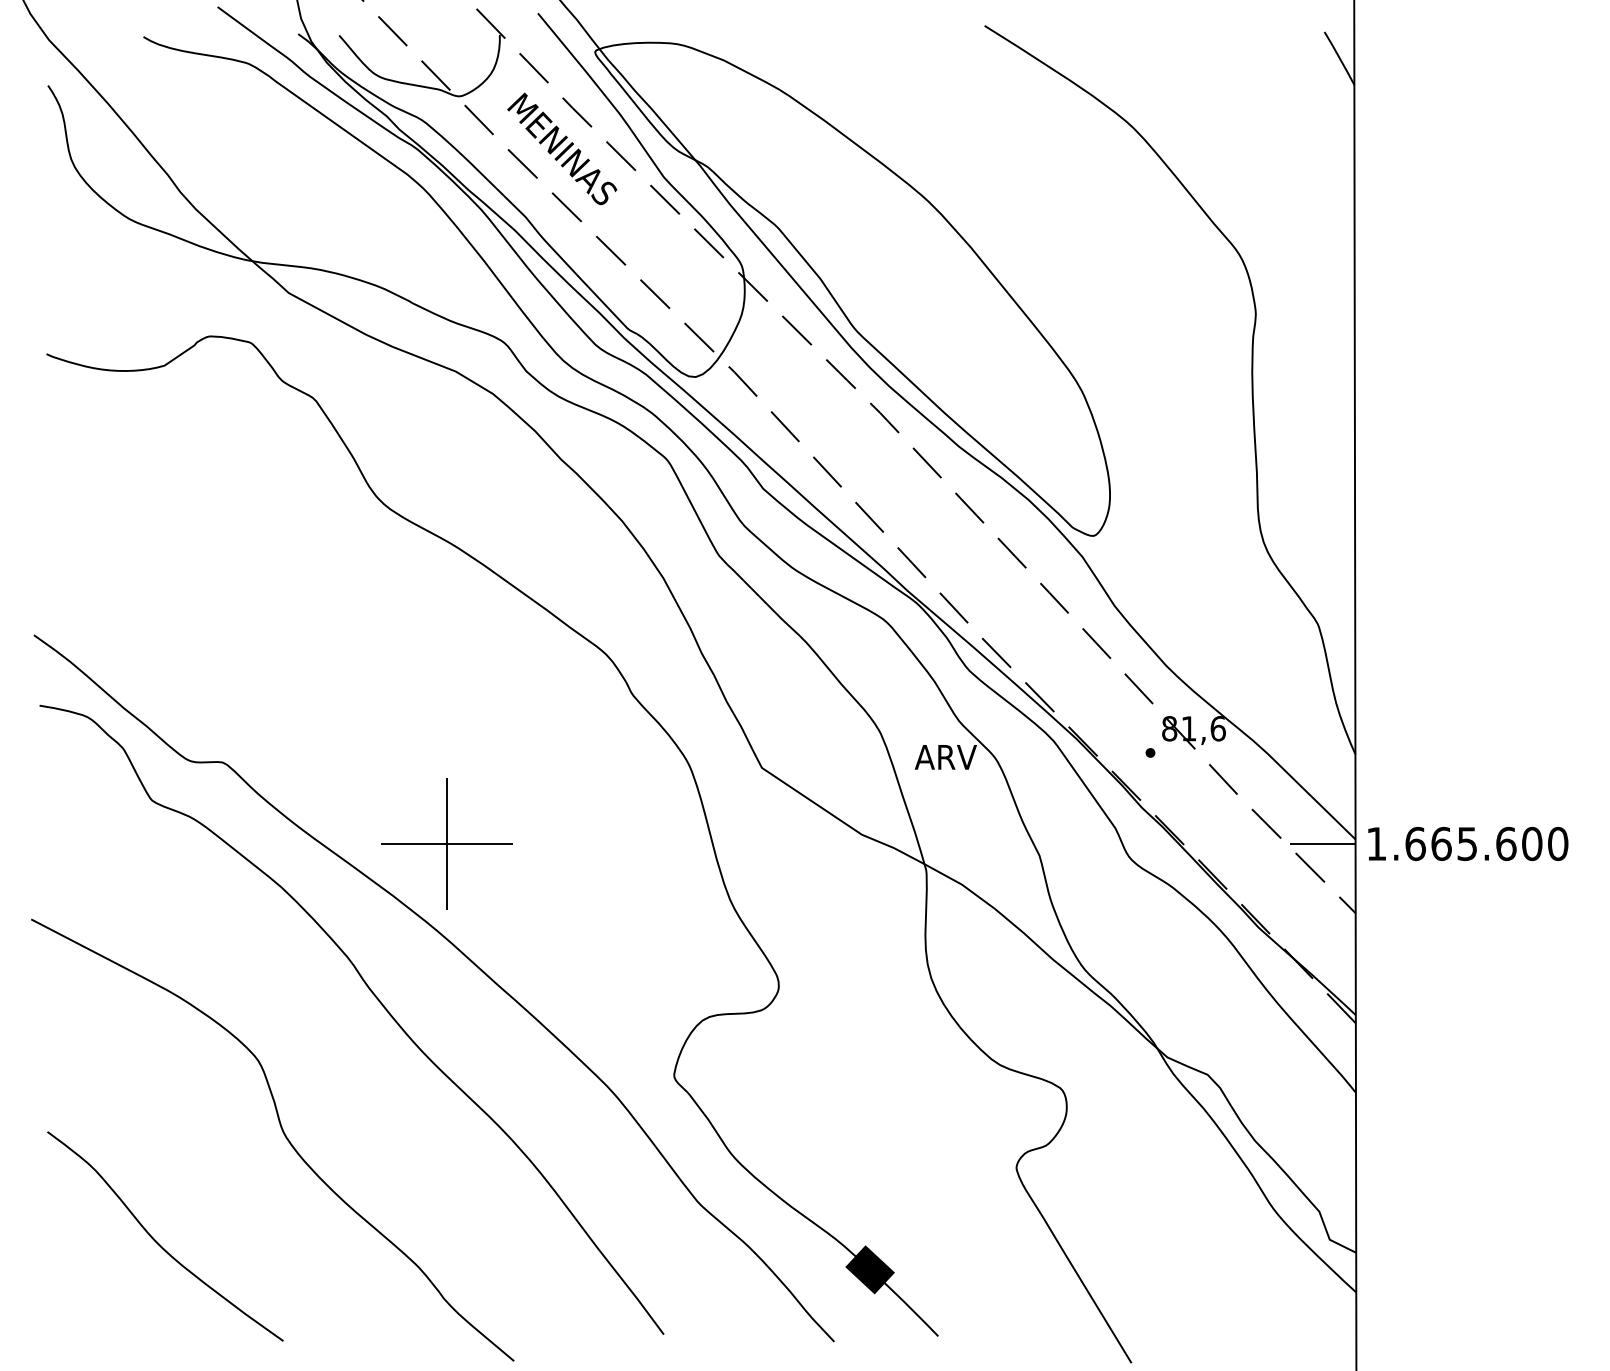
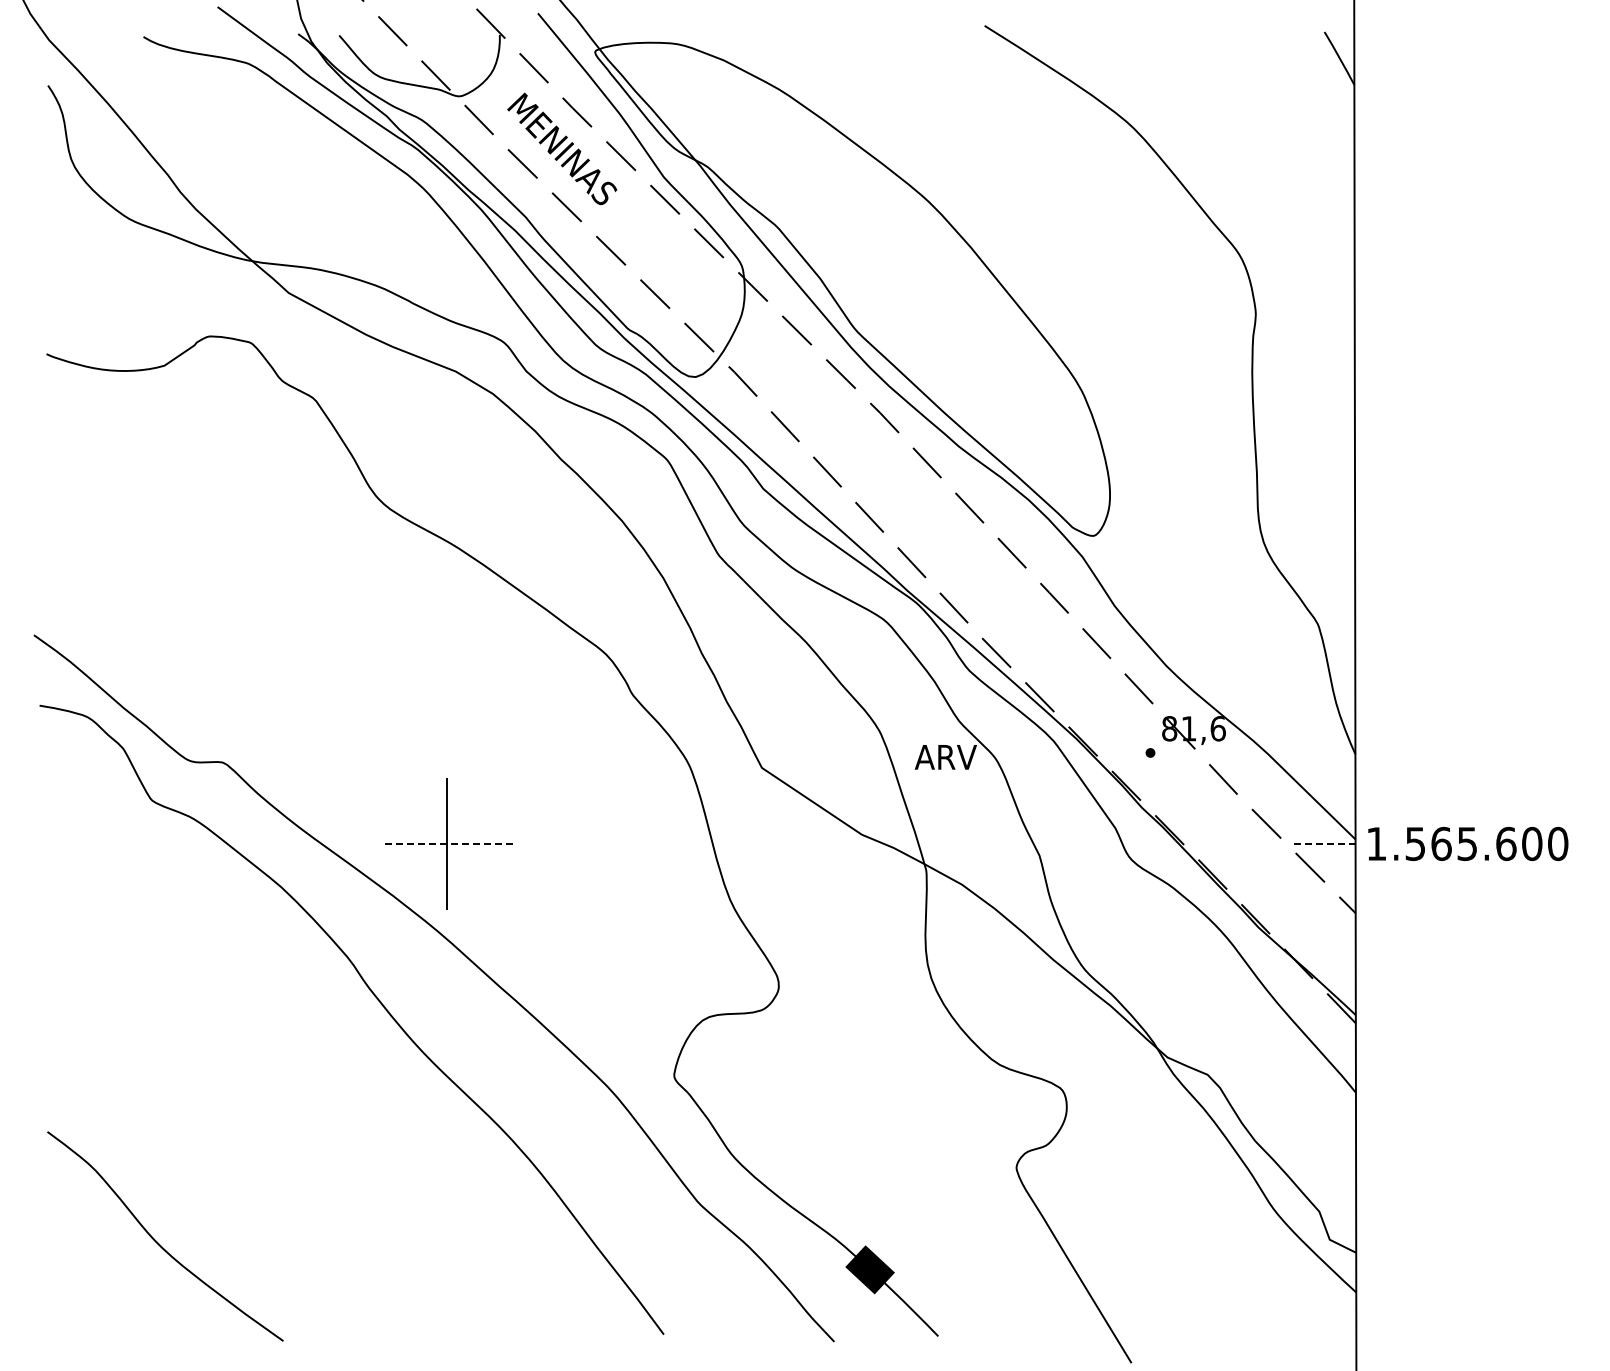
line: solid -> dashed (446, 843)
line: solid -> dashed (1322, 843)
text: 1.665.600 -> 1.565.600 (1415, 843)
curve: present -> none (283, 1134)
